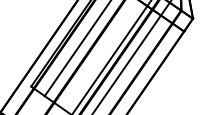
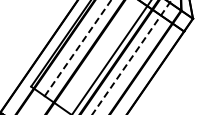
line: solid -> dashed (77, 48)
line: solid -> dashed (132, 57)
